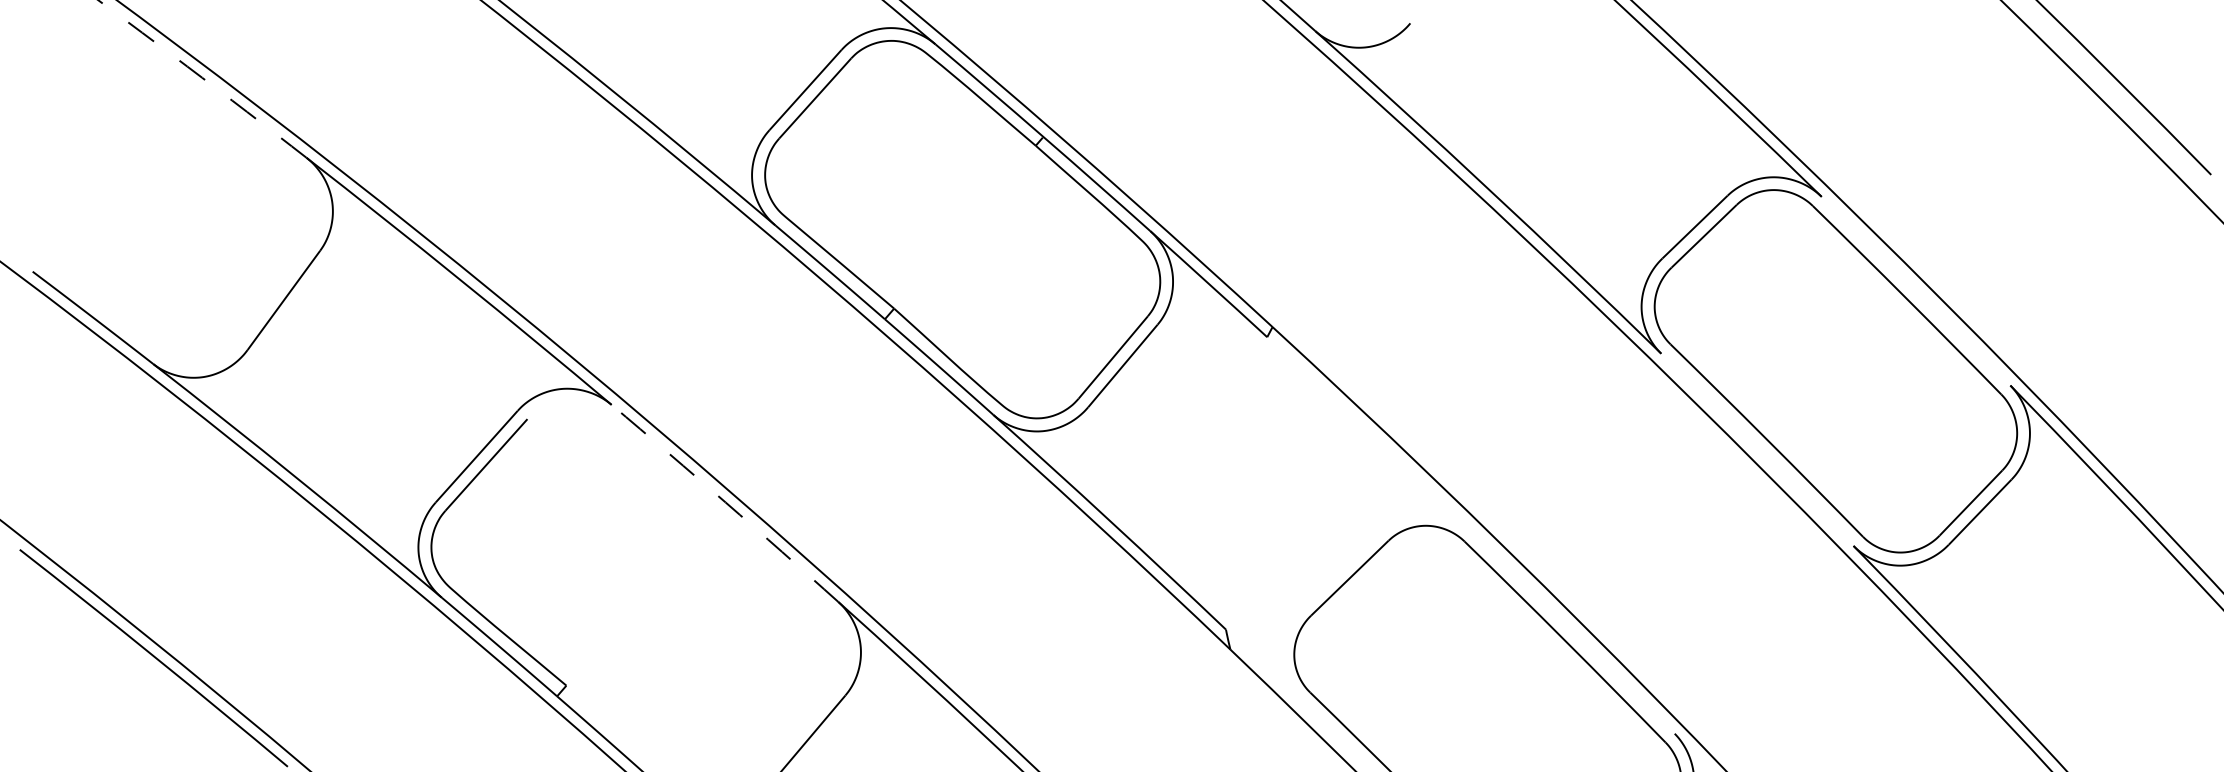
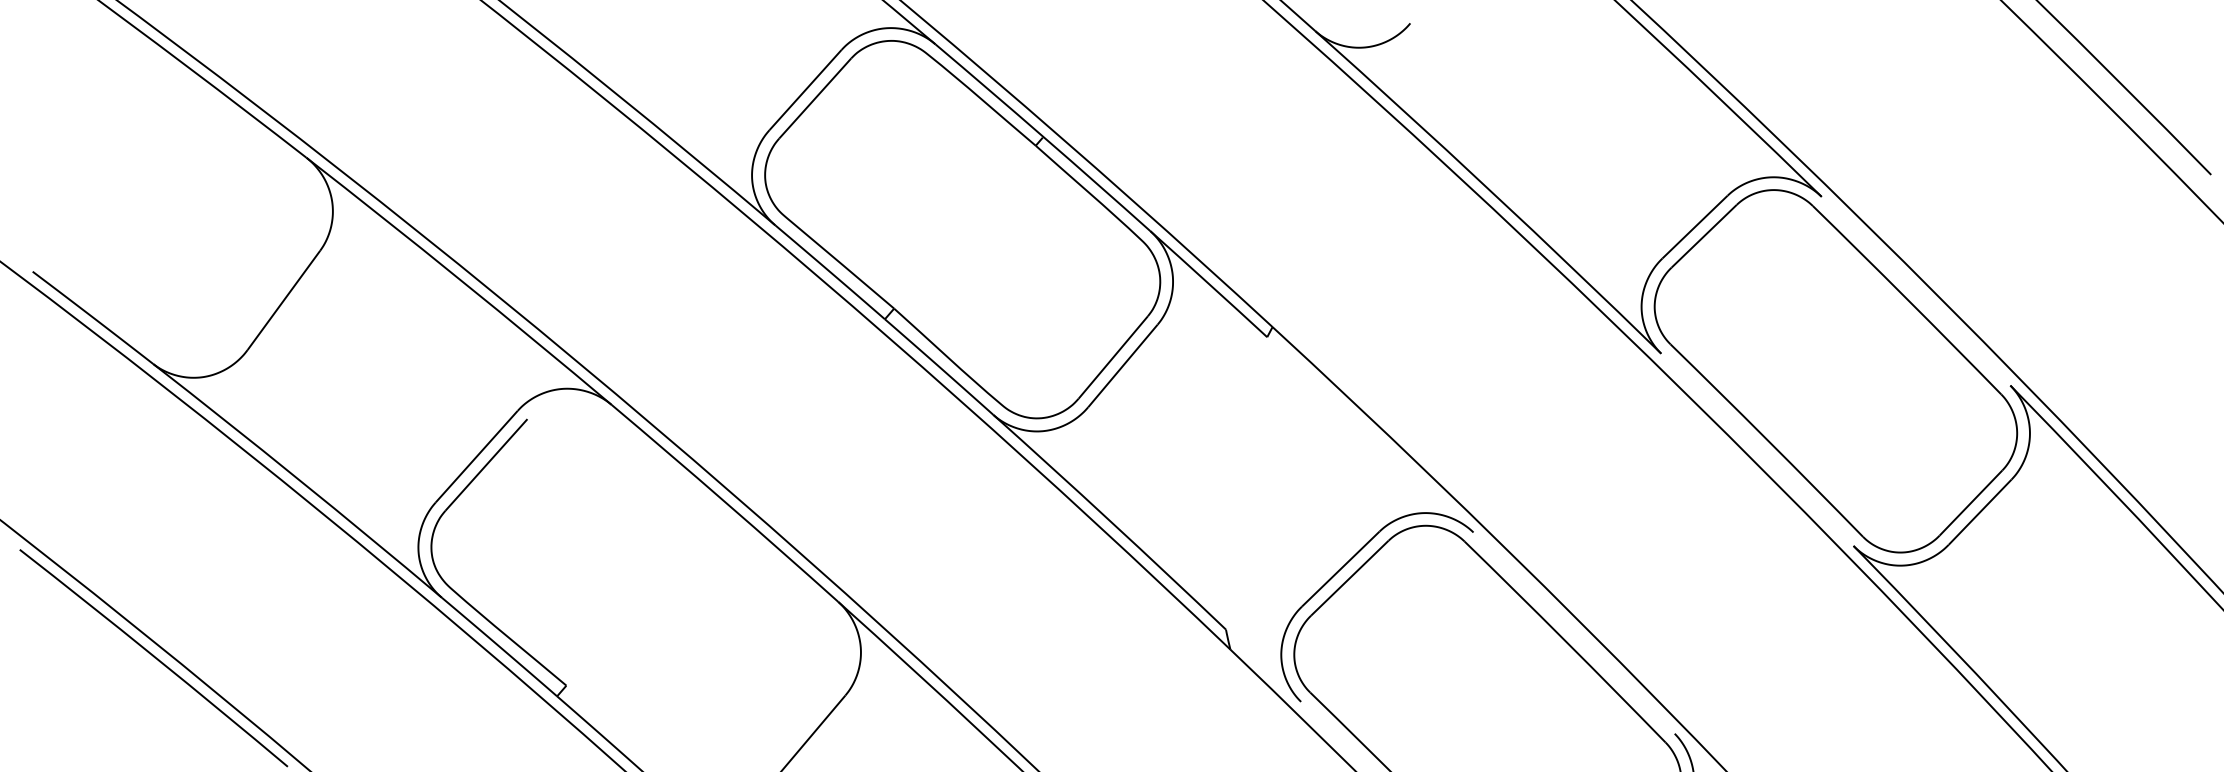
arc: dashed -> solid (202, 77)
arc: dashed -> solid (725, 502)
part: none -> present (1340, 570)
